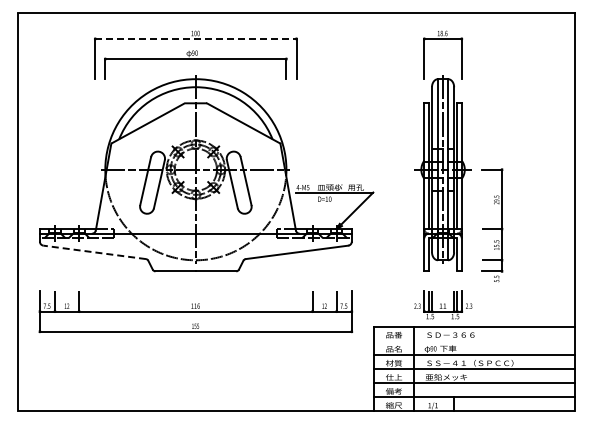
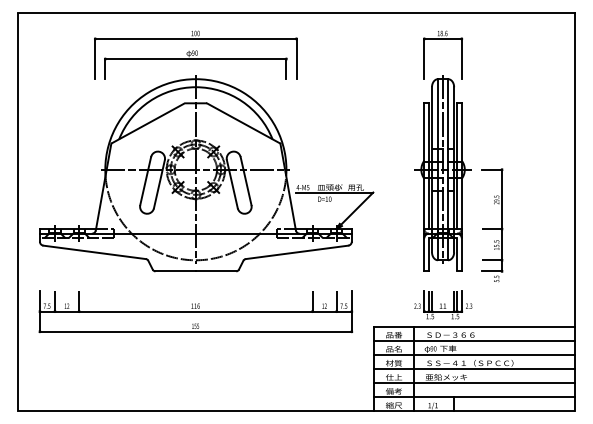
line: dashed -> solid (195, 38)
line: dashed -> solid (94, 252)
line: none -> present (474, 340)
